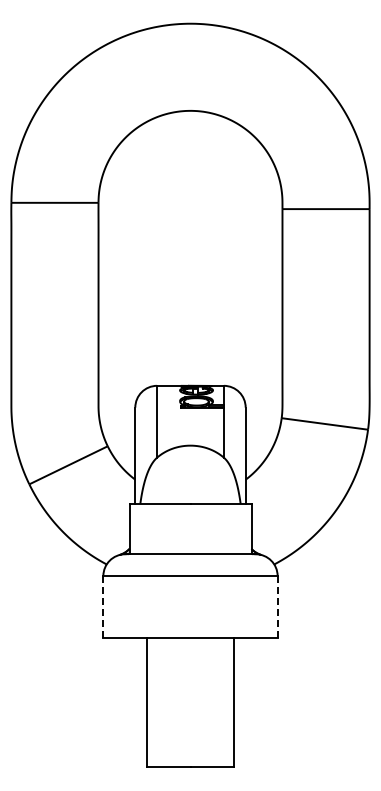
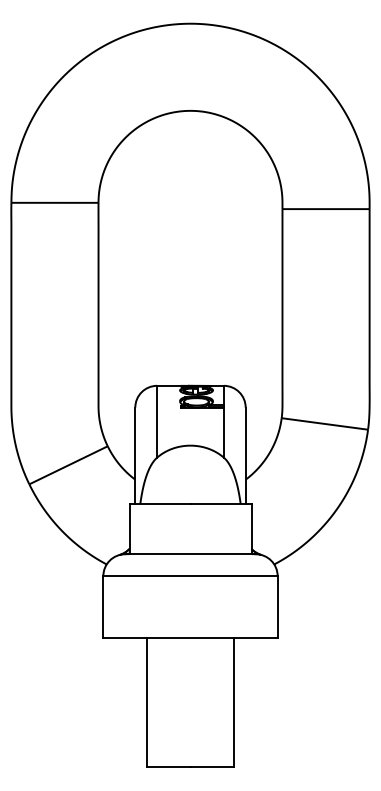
line: dashed -> solid (103, 606)
line: dashed -> solid (277, 606)
